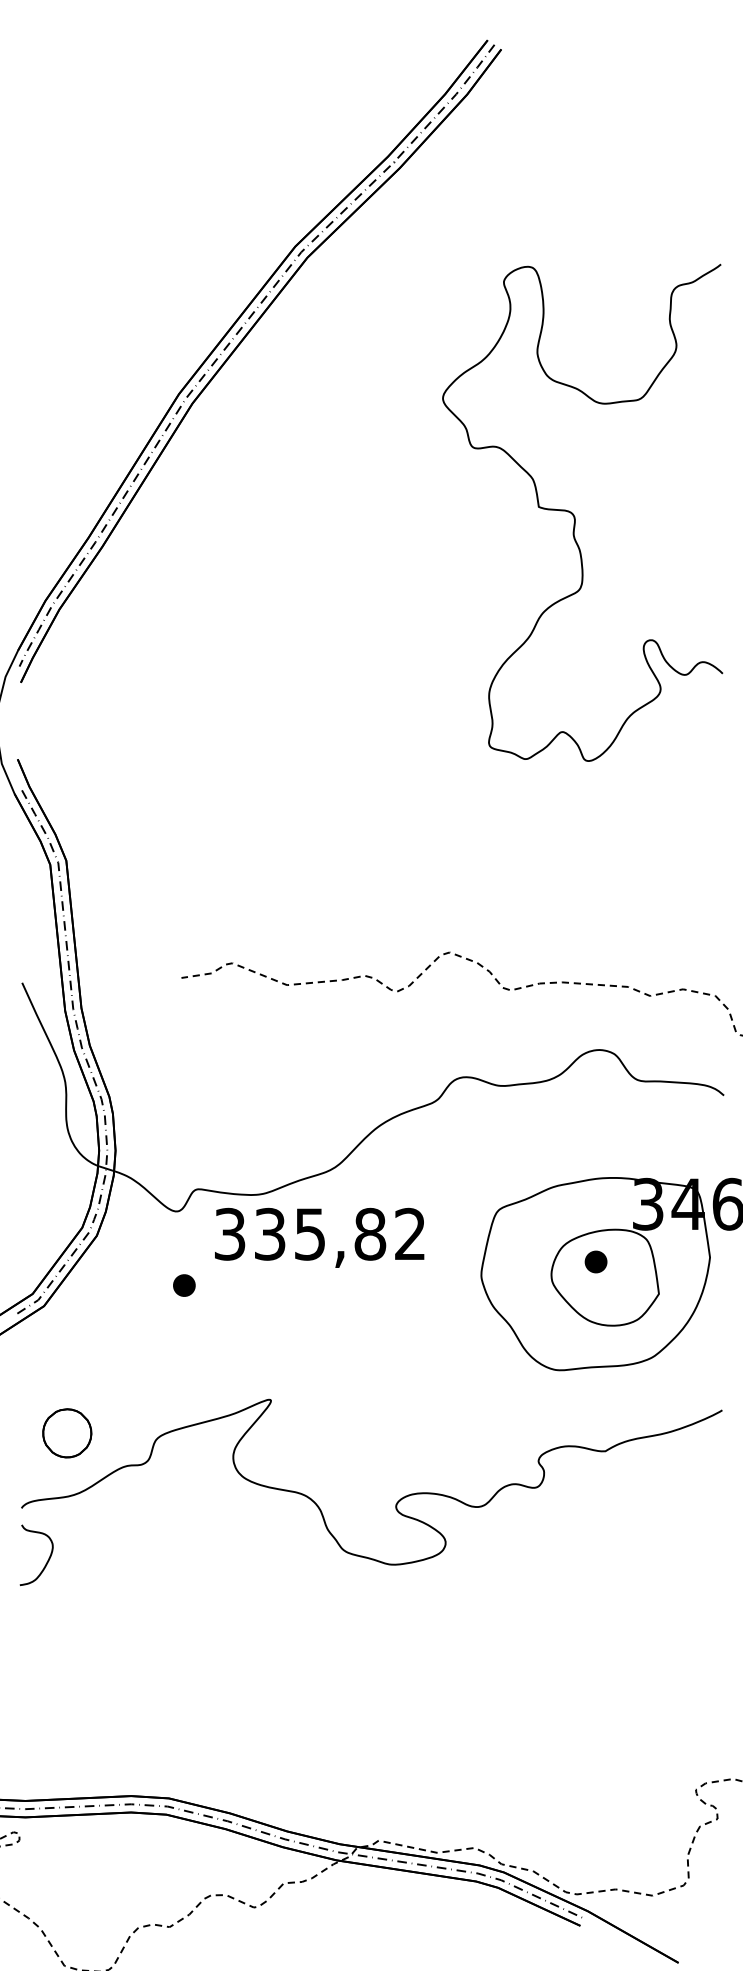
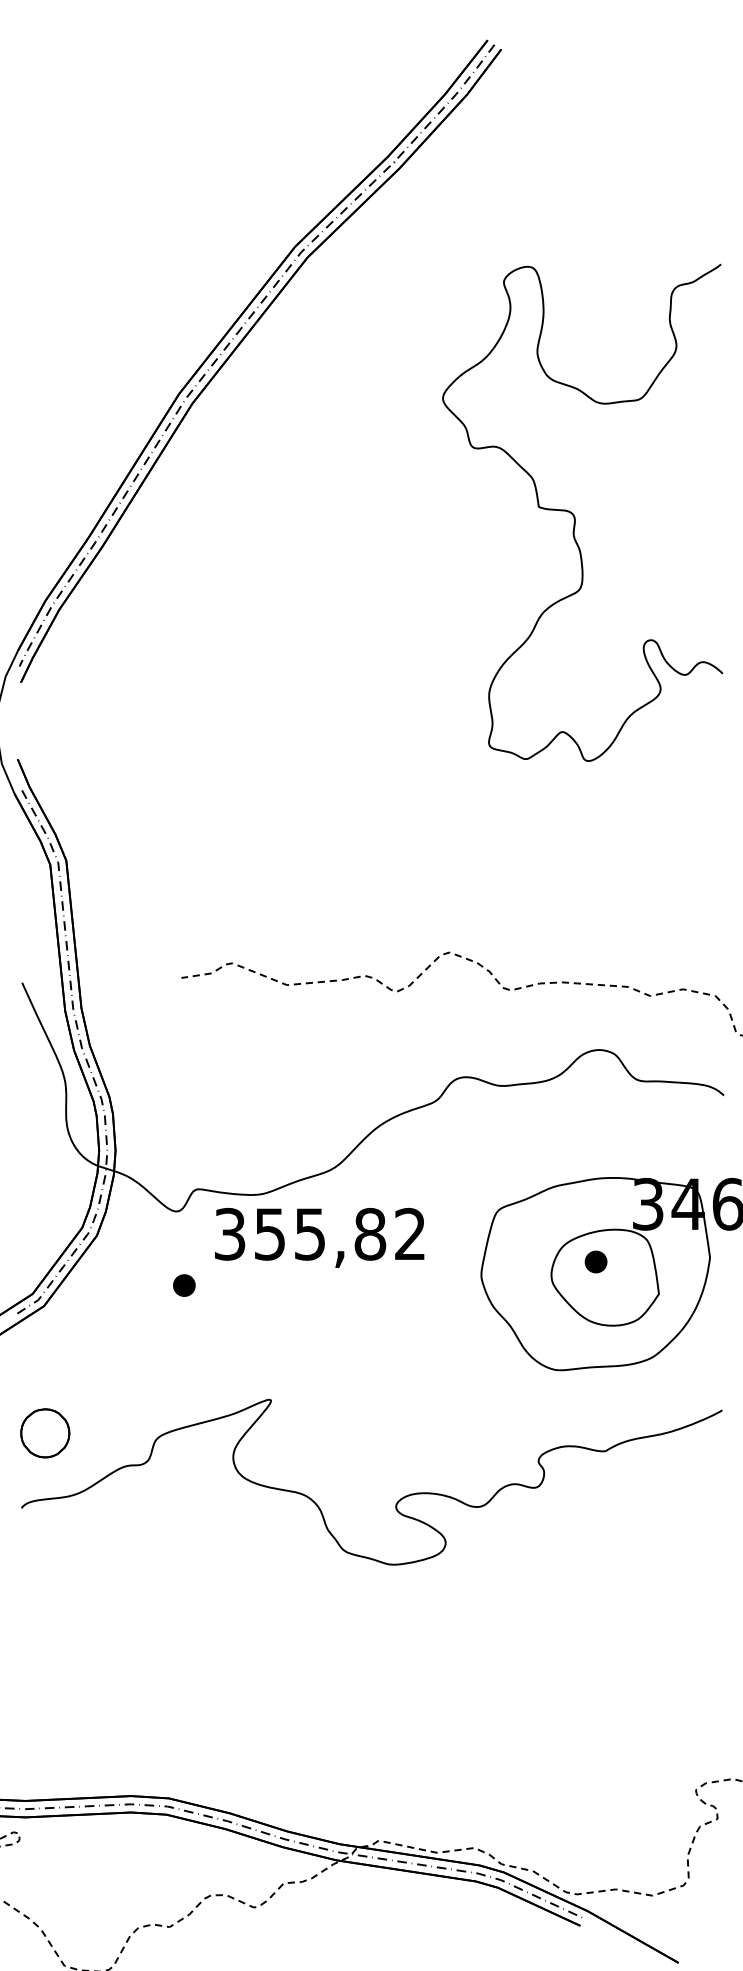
text: 335,82 -> 355,82 (270, 1233)
part position: (67, 1433) -> (45, 1433) (45, 1433)
curve: present -> none (47, 1560)
